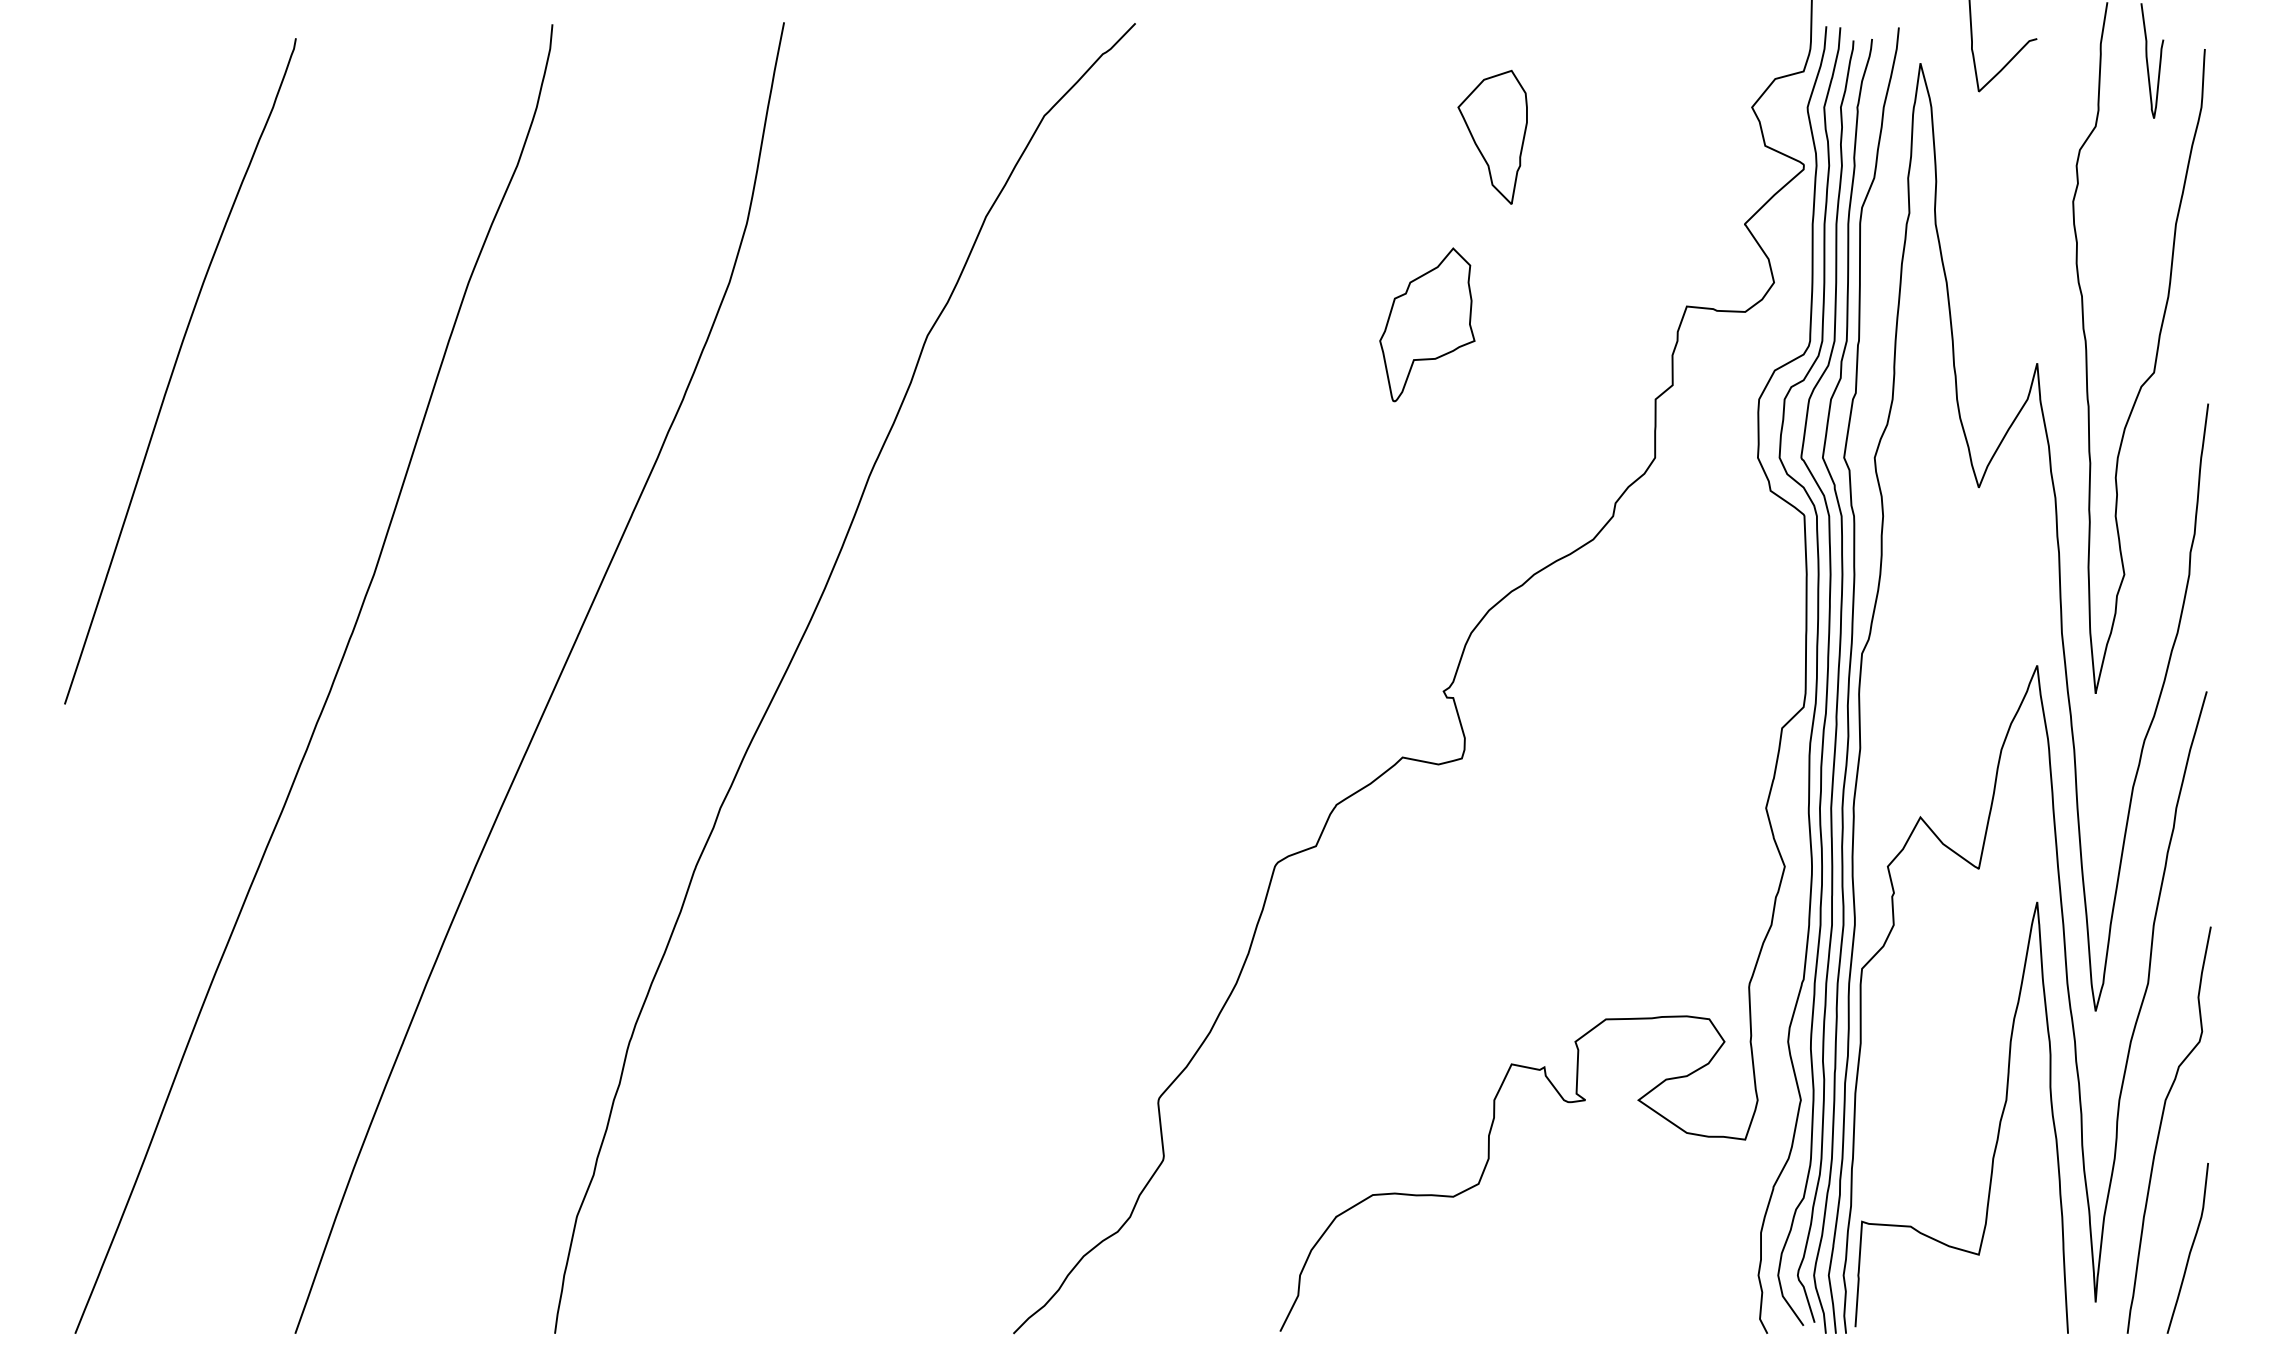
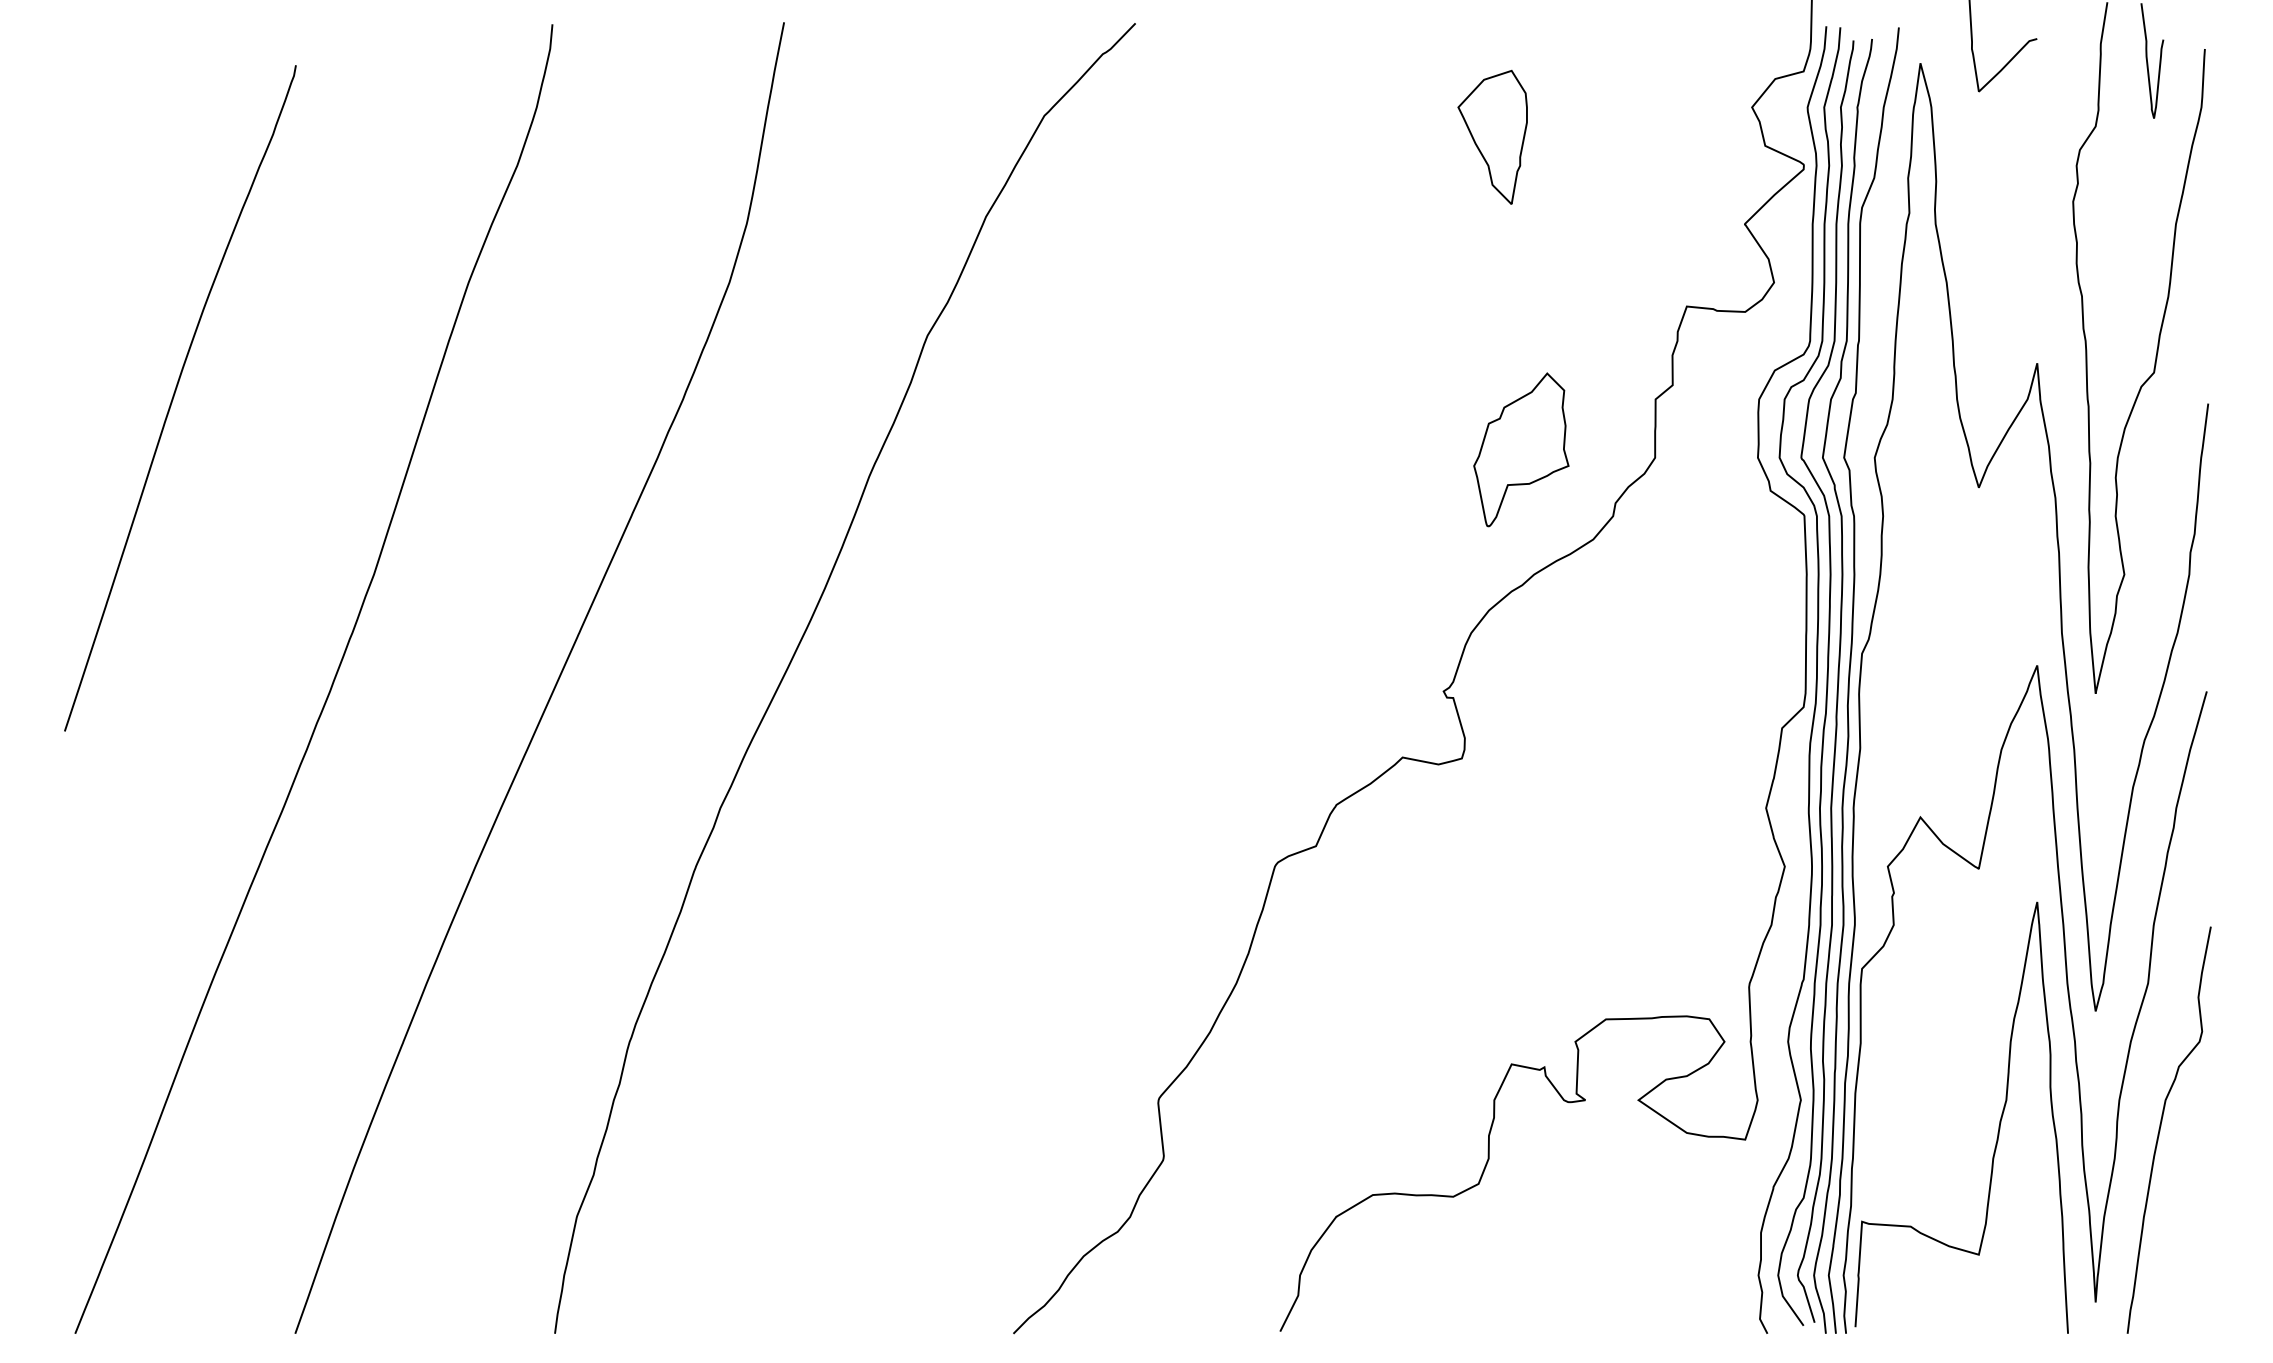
part position: (1427, 324) -> (1521, 449) (1521, 449)
curve position: (174, 370) -> (174, 397) (174, 397)
curve: present -> none (2189, 1250)
